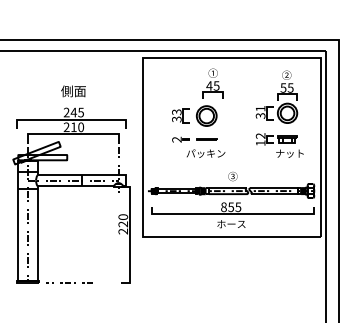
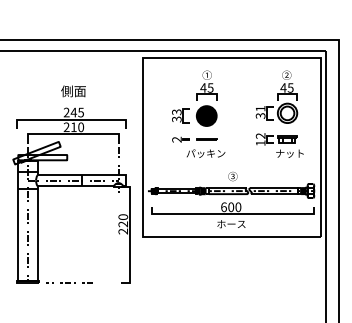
part position: (212, 83) -> (206, 85) (206, 85)
text: 55 -> 45 (283, 87)
fill: none -> present (206, 116)
text: 855 -> 600 (231, 206)
